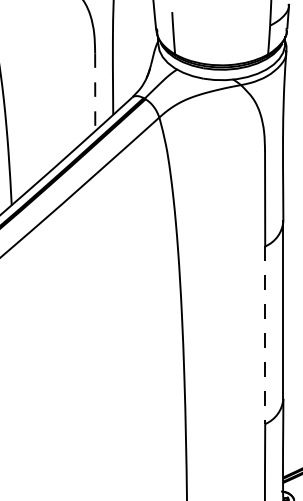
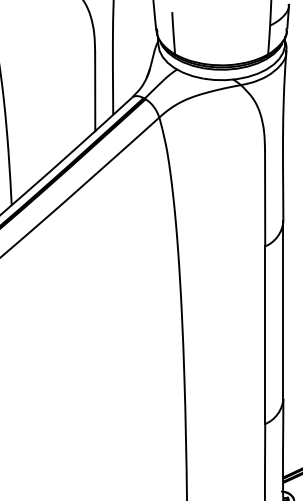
line: dashed -> solid (95, 92)
line: dashed -> solid (265, 335)
